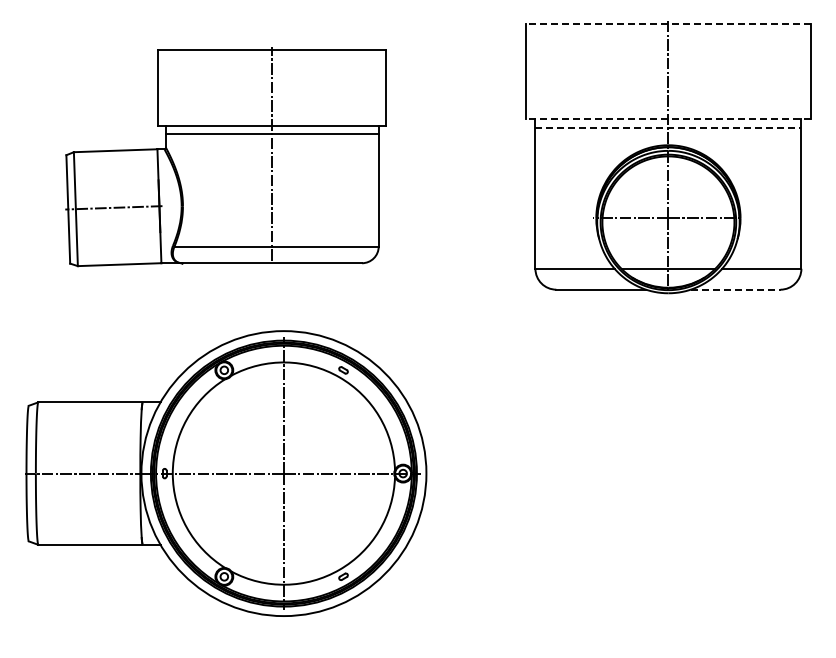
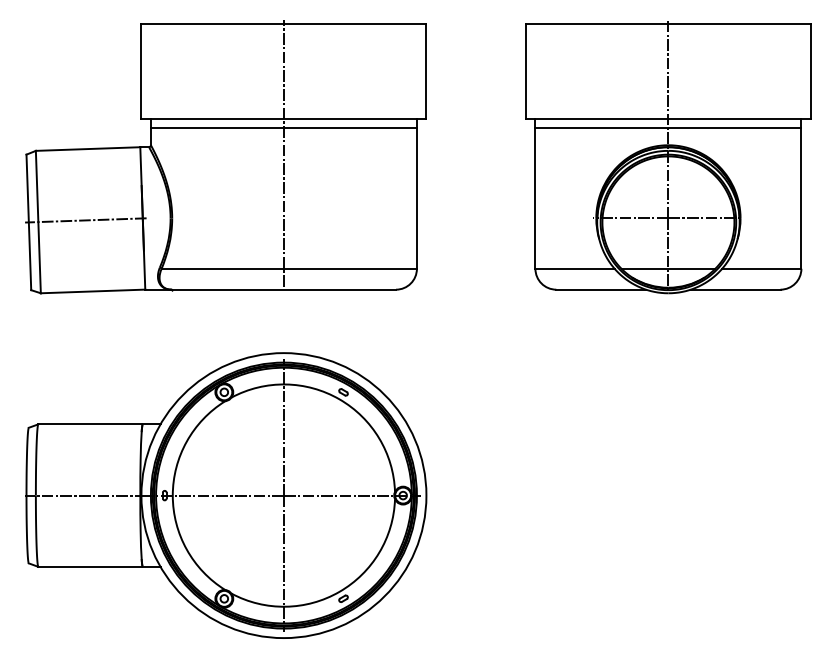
line: dashed -> solid (667, 23)
line: dashed -> solid (667, 118)
line: dashed -> solid (668, 128)
part size: 322x221 px -> 402x275 px (225, 157)
line: dashed -> solid (735, 289)
part position: (226, 473) -> (226, 495) (226, 495)
